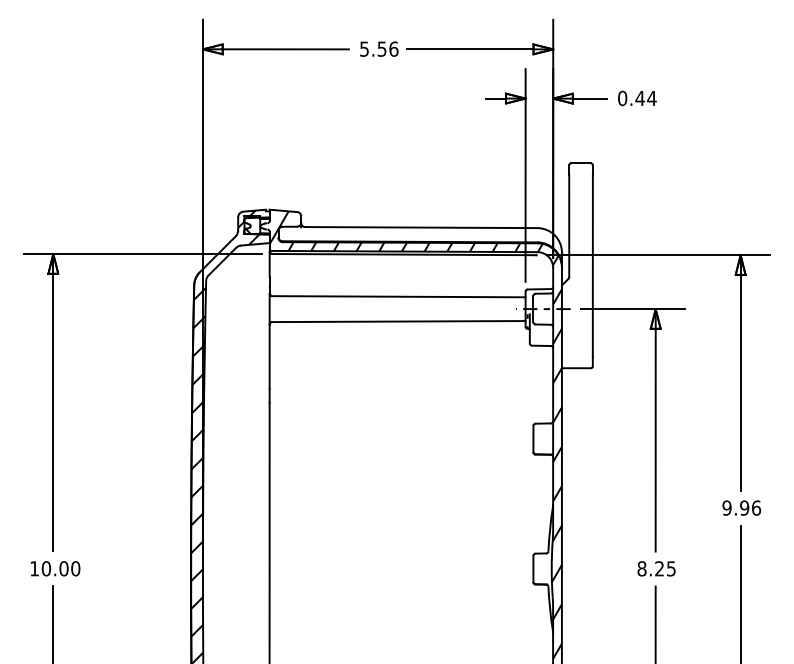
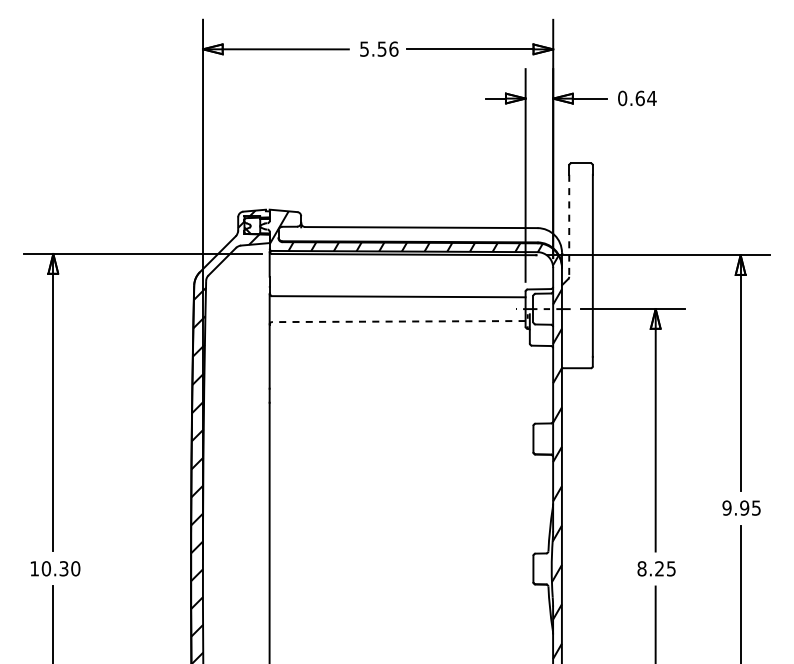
text: 0.44 -> 0.64 (640, 98)
line: solid -> dashed (569, 226)
line: solid -> dashed (398, 321)
text: 9.96 -> 9.95 (756, 507)
text: 10.00 -> 10.30 (63, 568)
